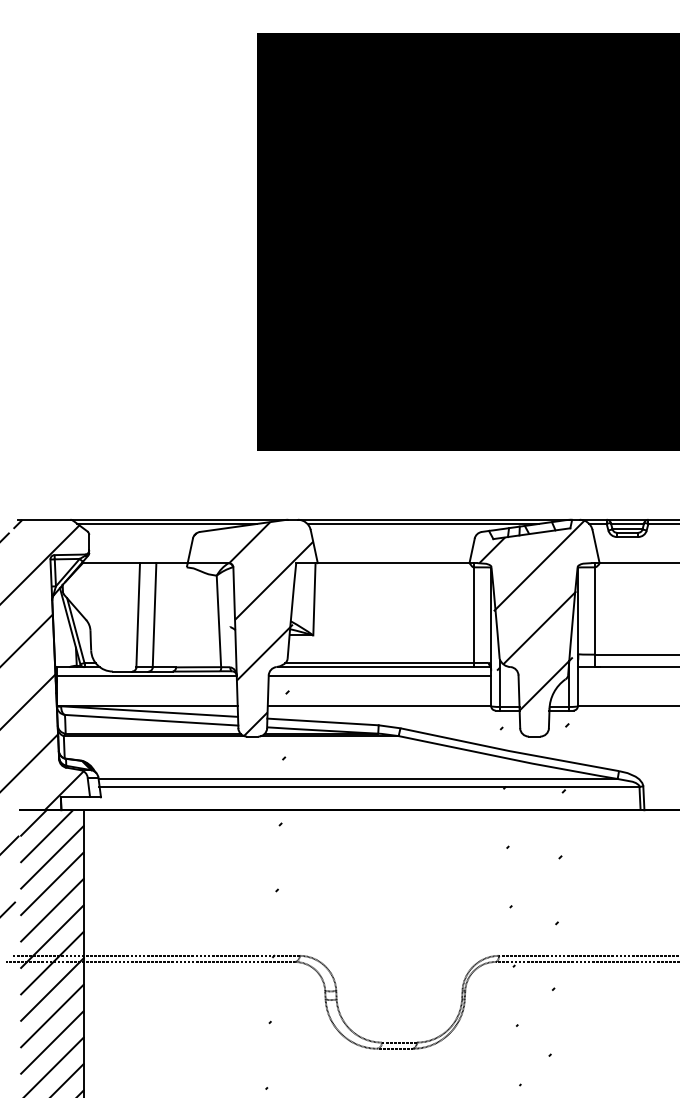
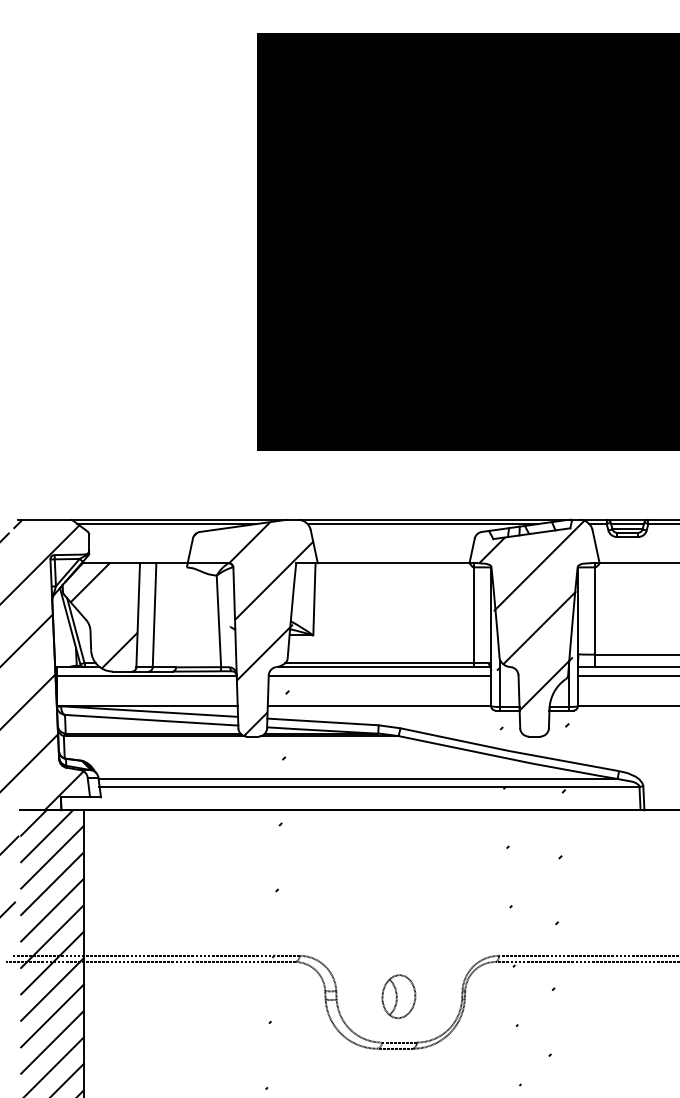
hatch: none -> present (103, 615)
line: none -> present (626, 675)
part: none -> present (398, 996)
